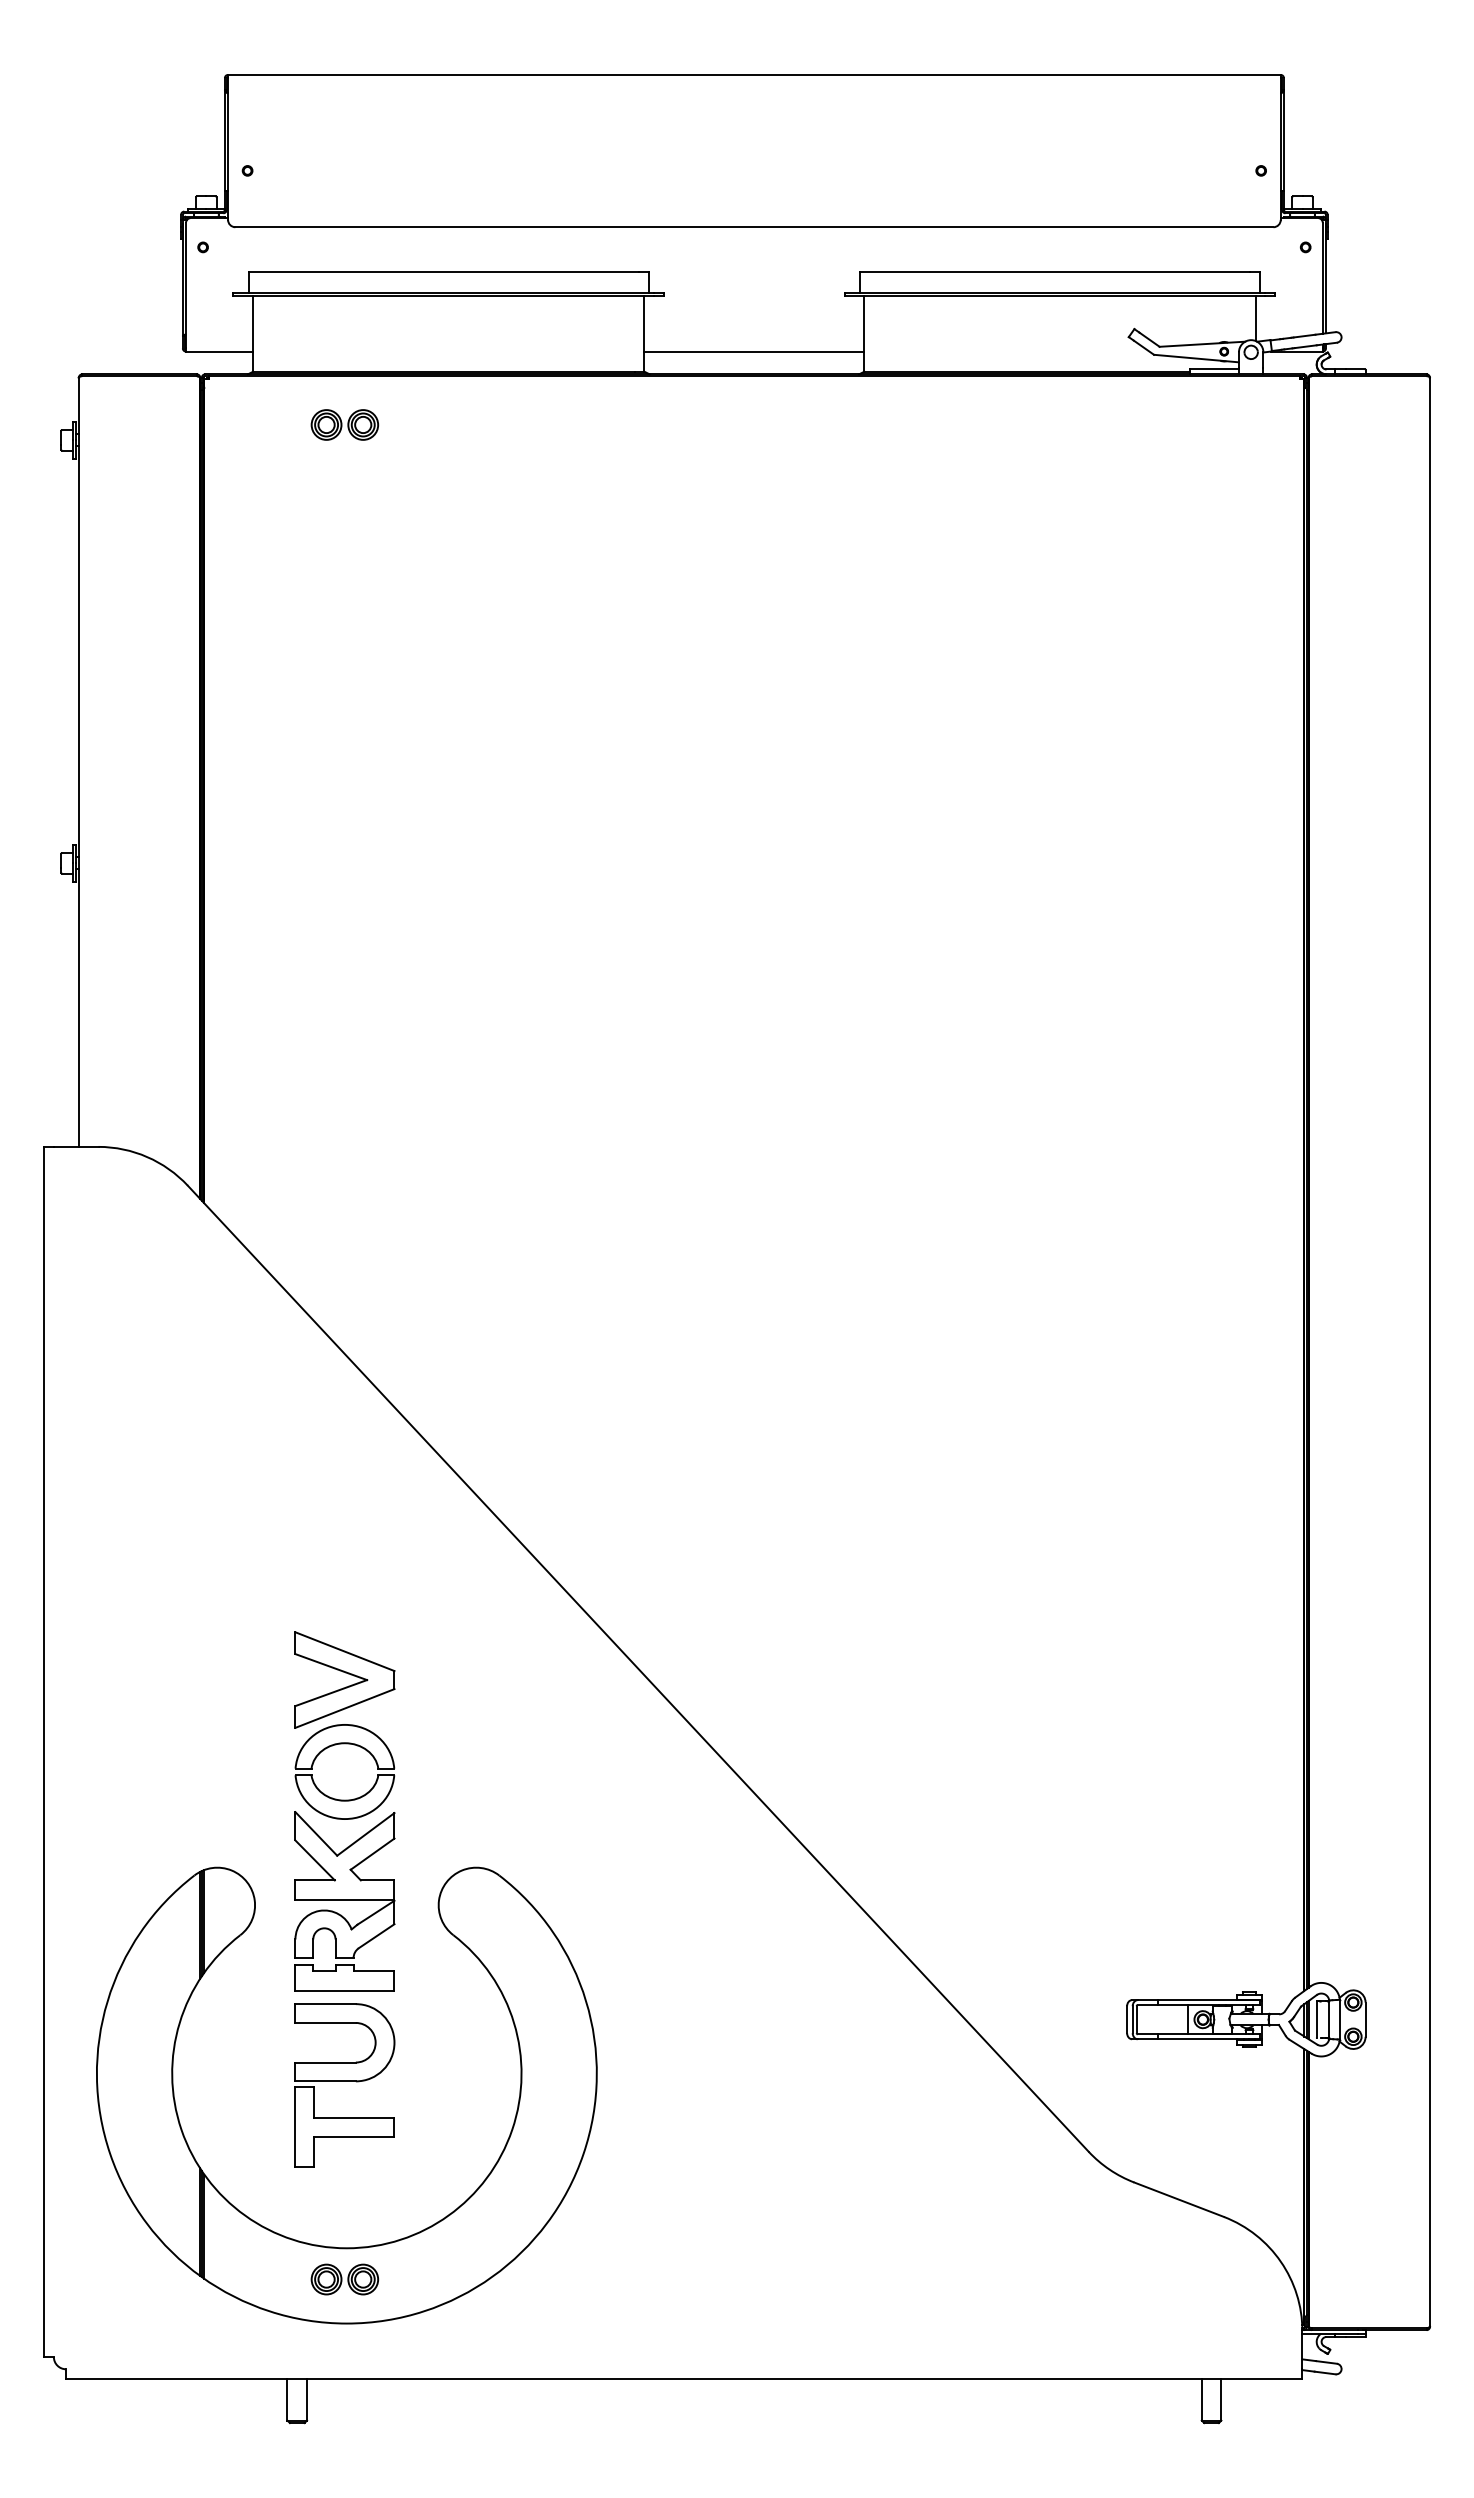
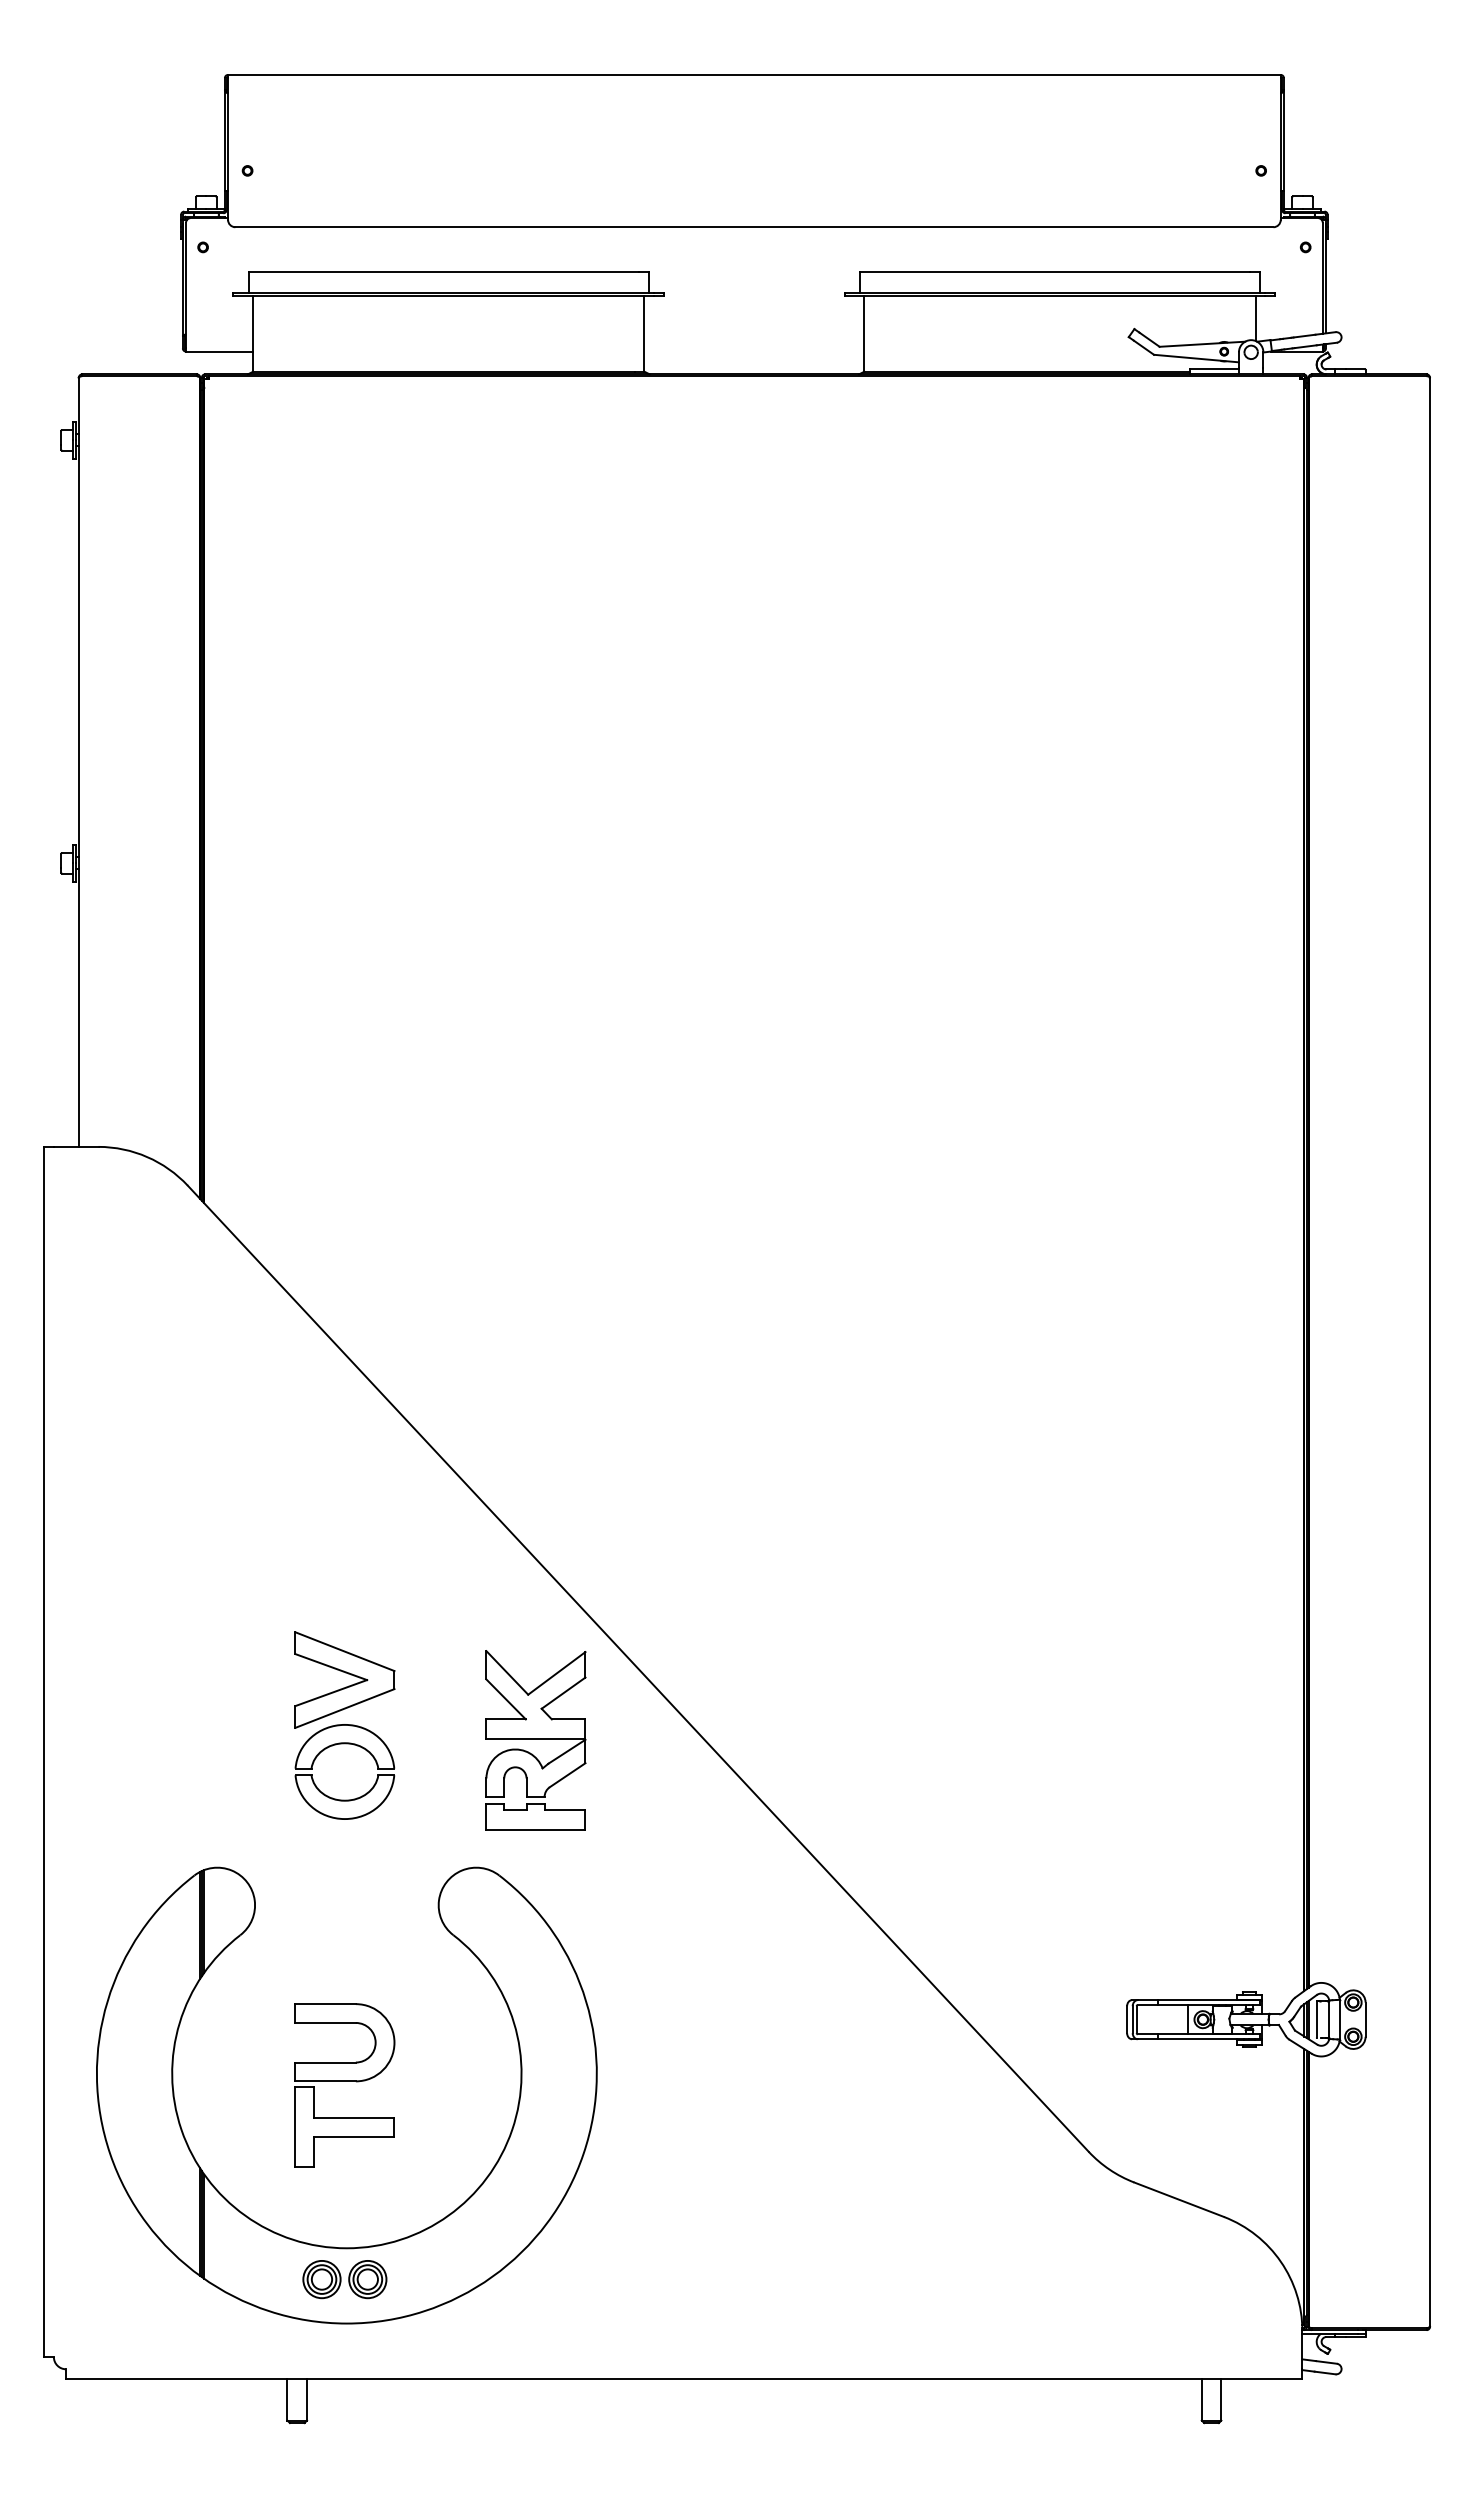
line: present -> none (754, 351)
part: present -> none (344, 424)
part position: (344, 1901) -> (535, 1740) (535, 1740)
part size: 70x33 px -> 86x40 px (344, 2279)
